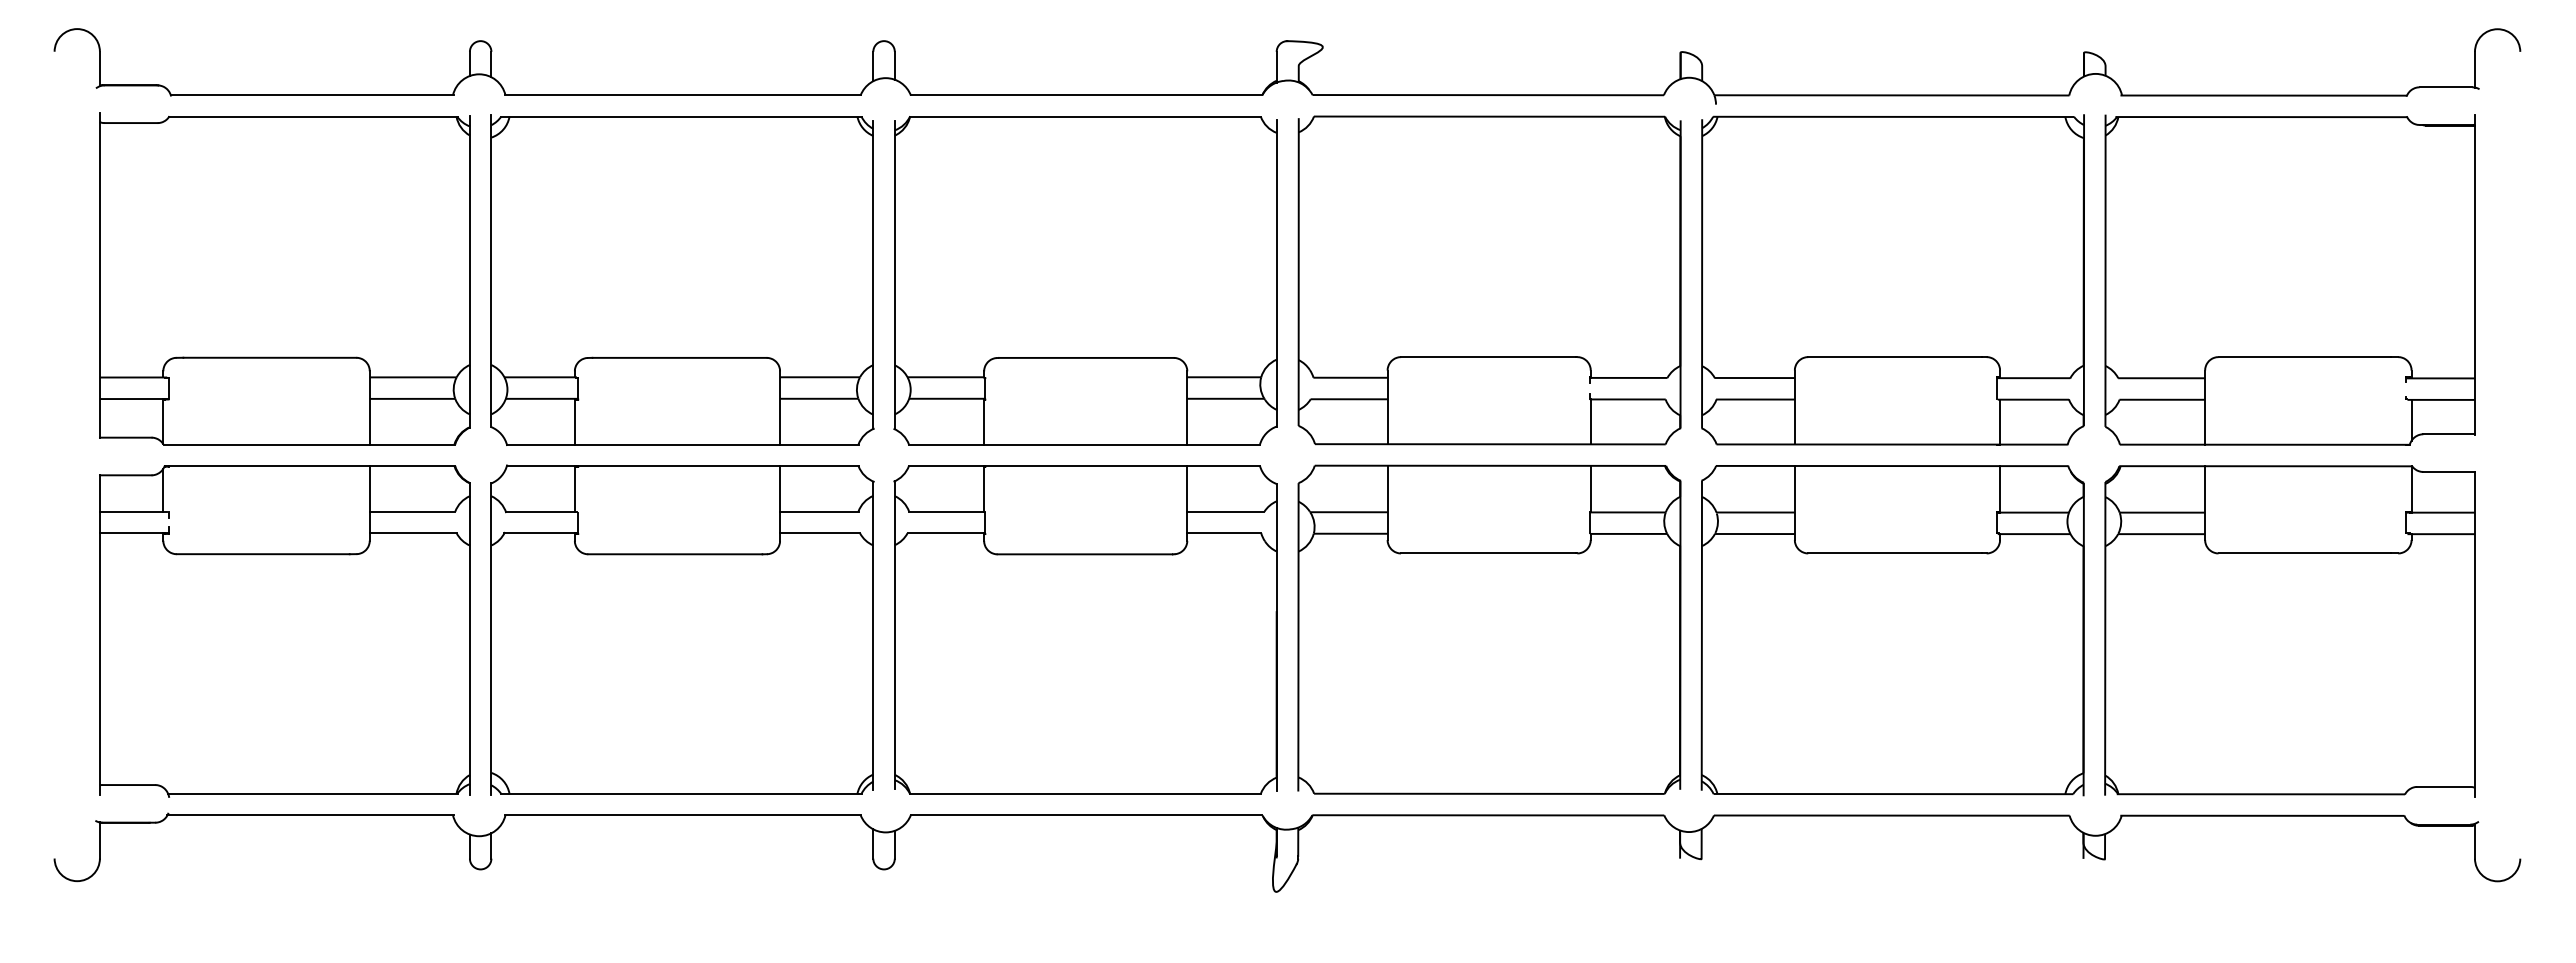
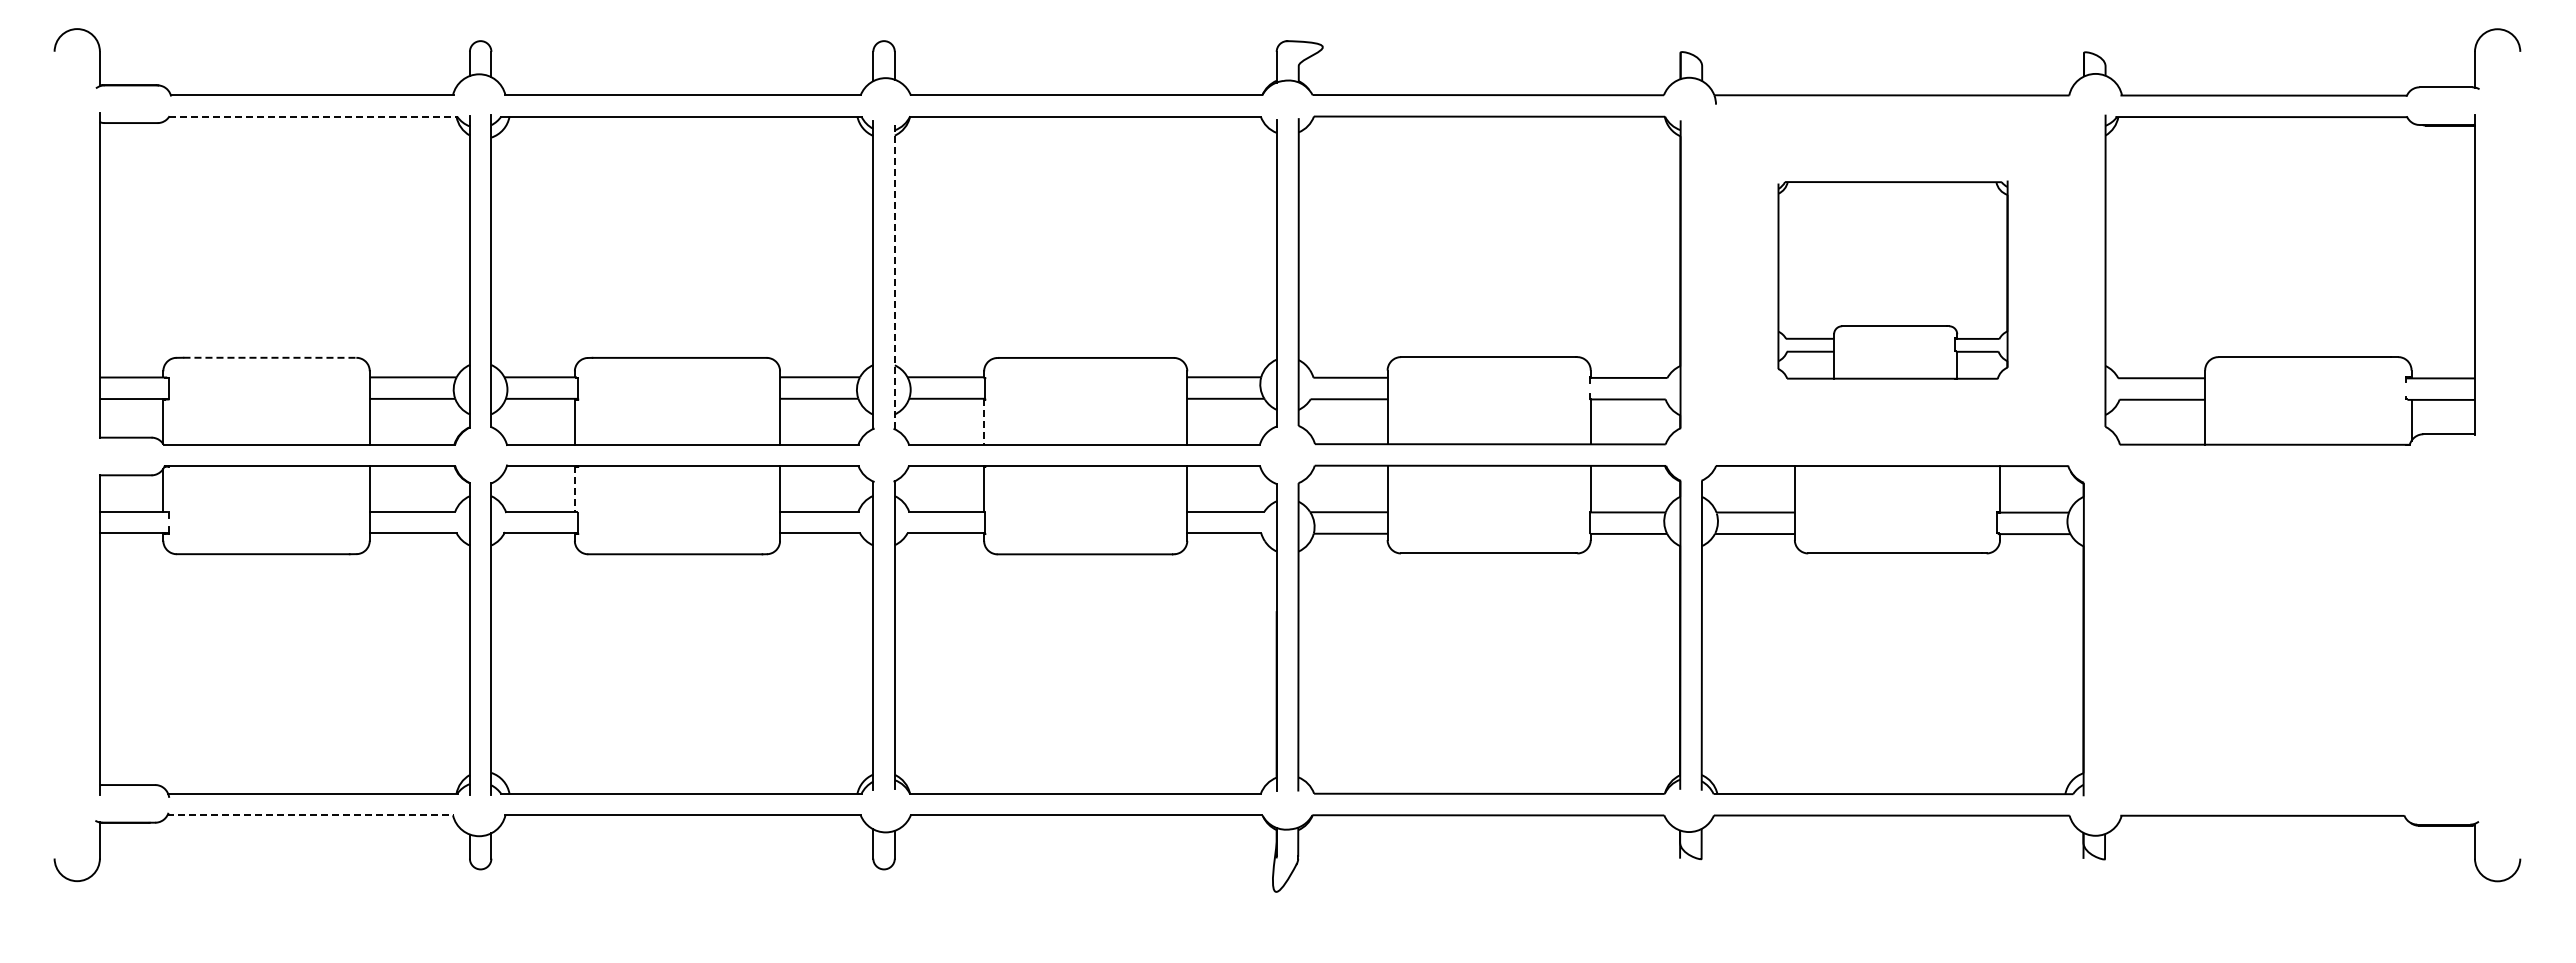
line: solid -> dashed (314, 116)
line: solid -> dashed (894, 275)
part size: 384x332 px -> 232x200 px (1892, 279)
line: solid -> dashed (270, 357)
line: solid -> dashed (984, 421)
line: solid -> dashed (574, 488)
part: present -> none (2289, 631)
line: solid -> dashed (311, 815)
